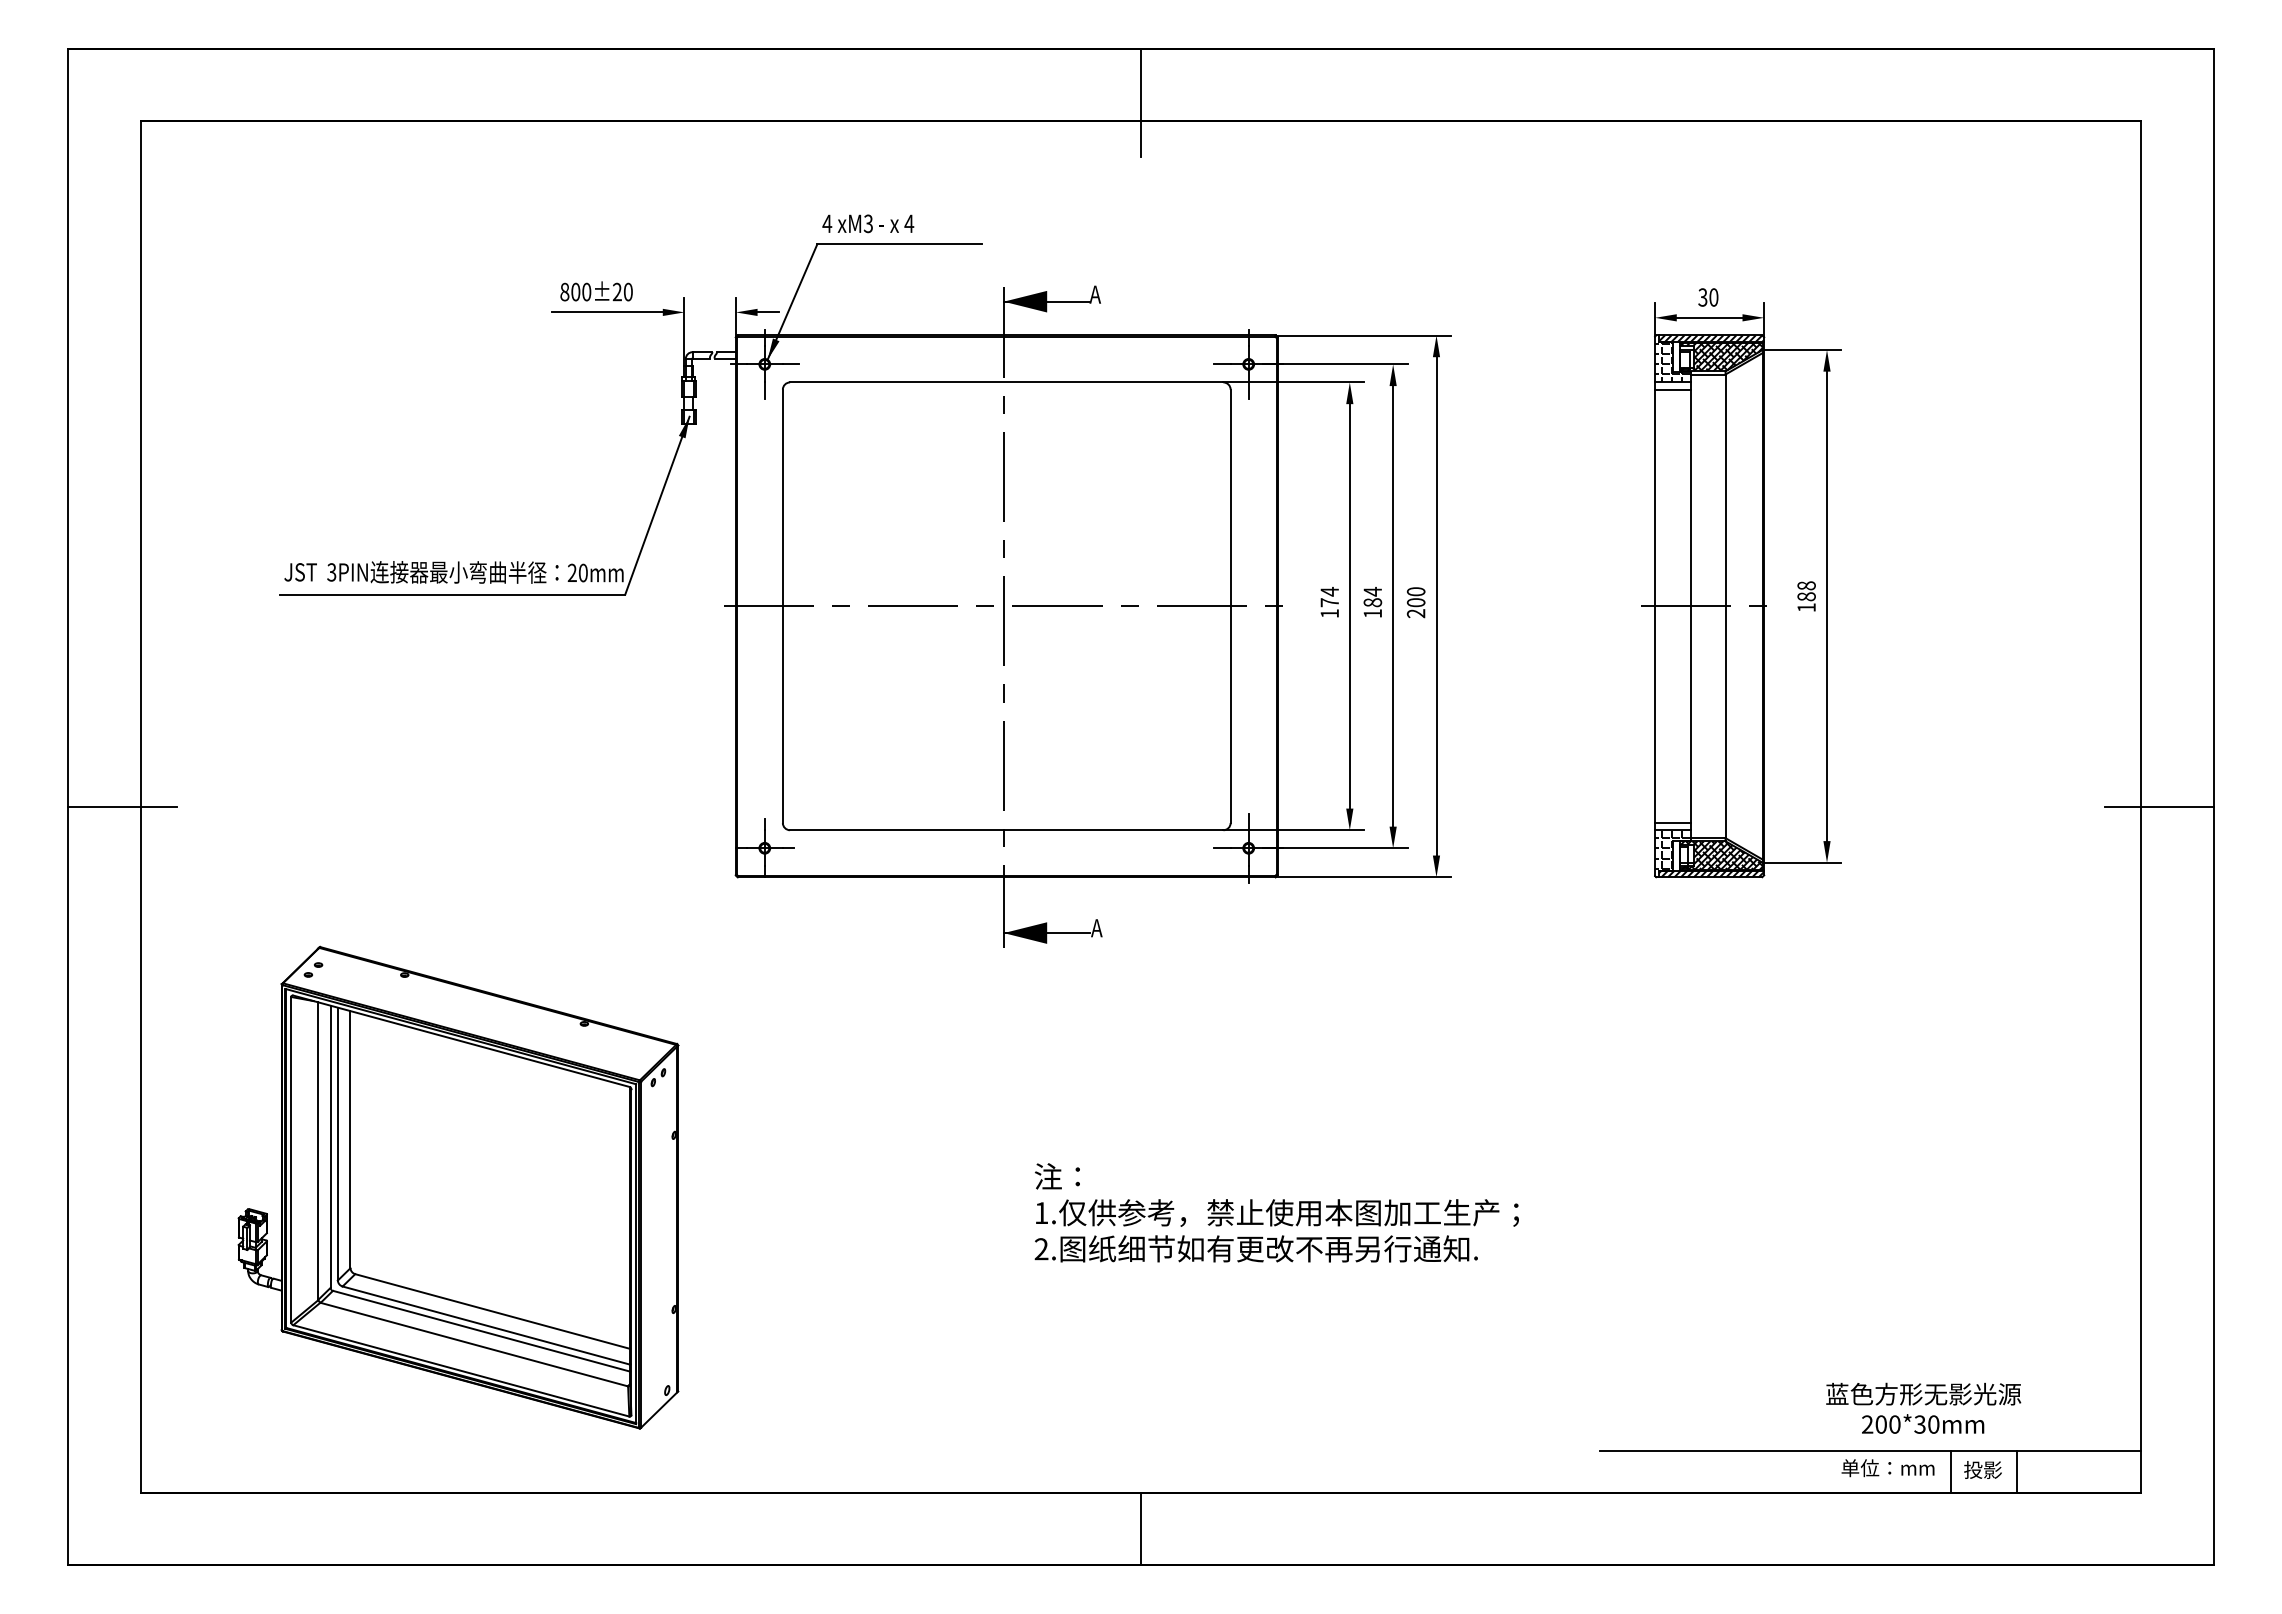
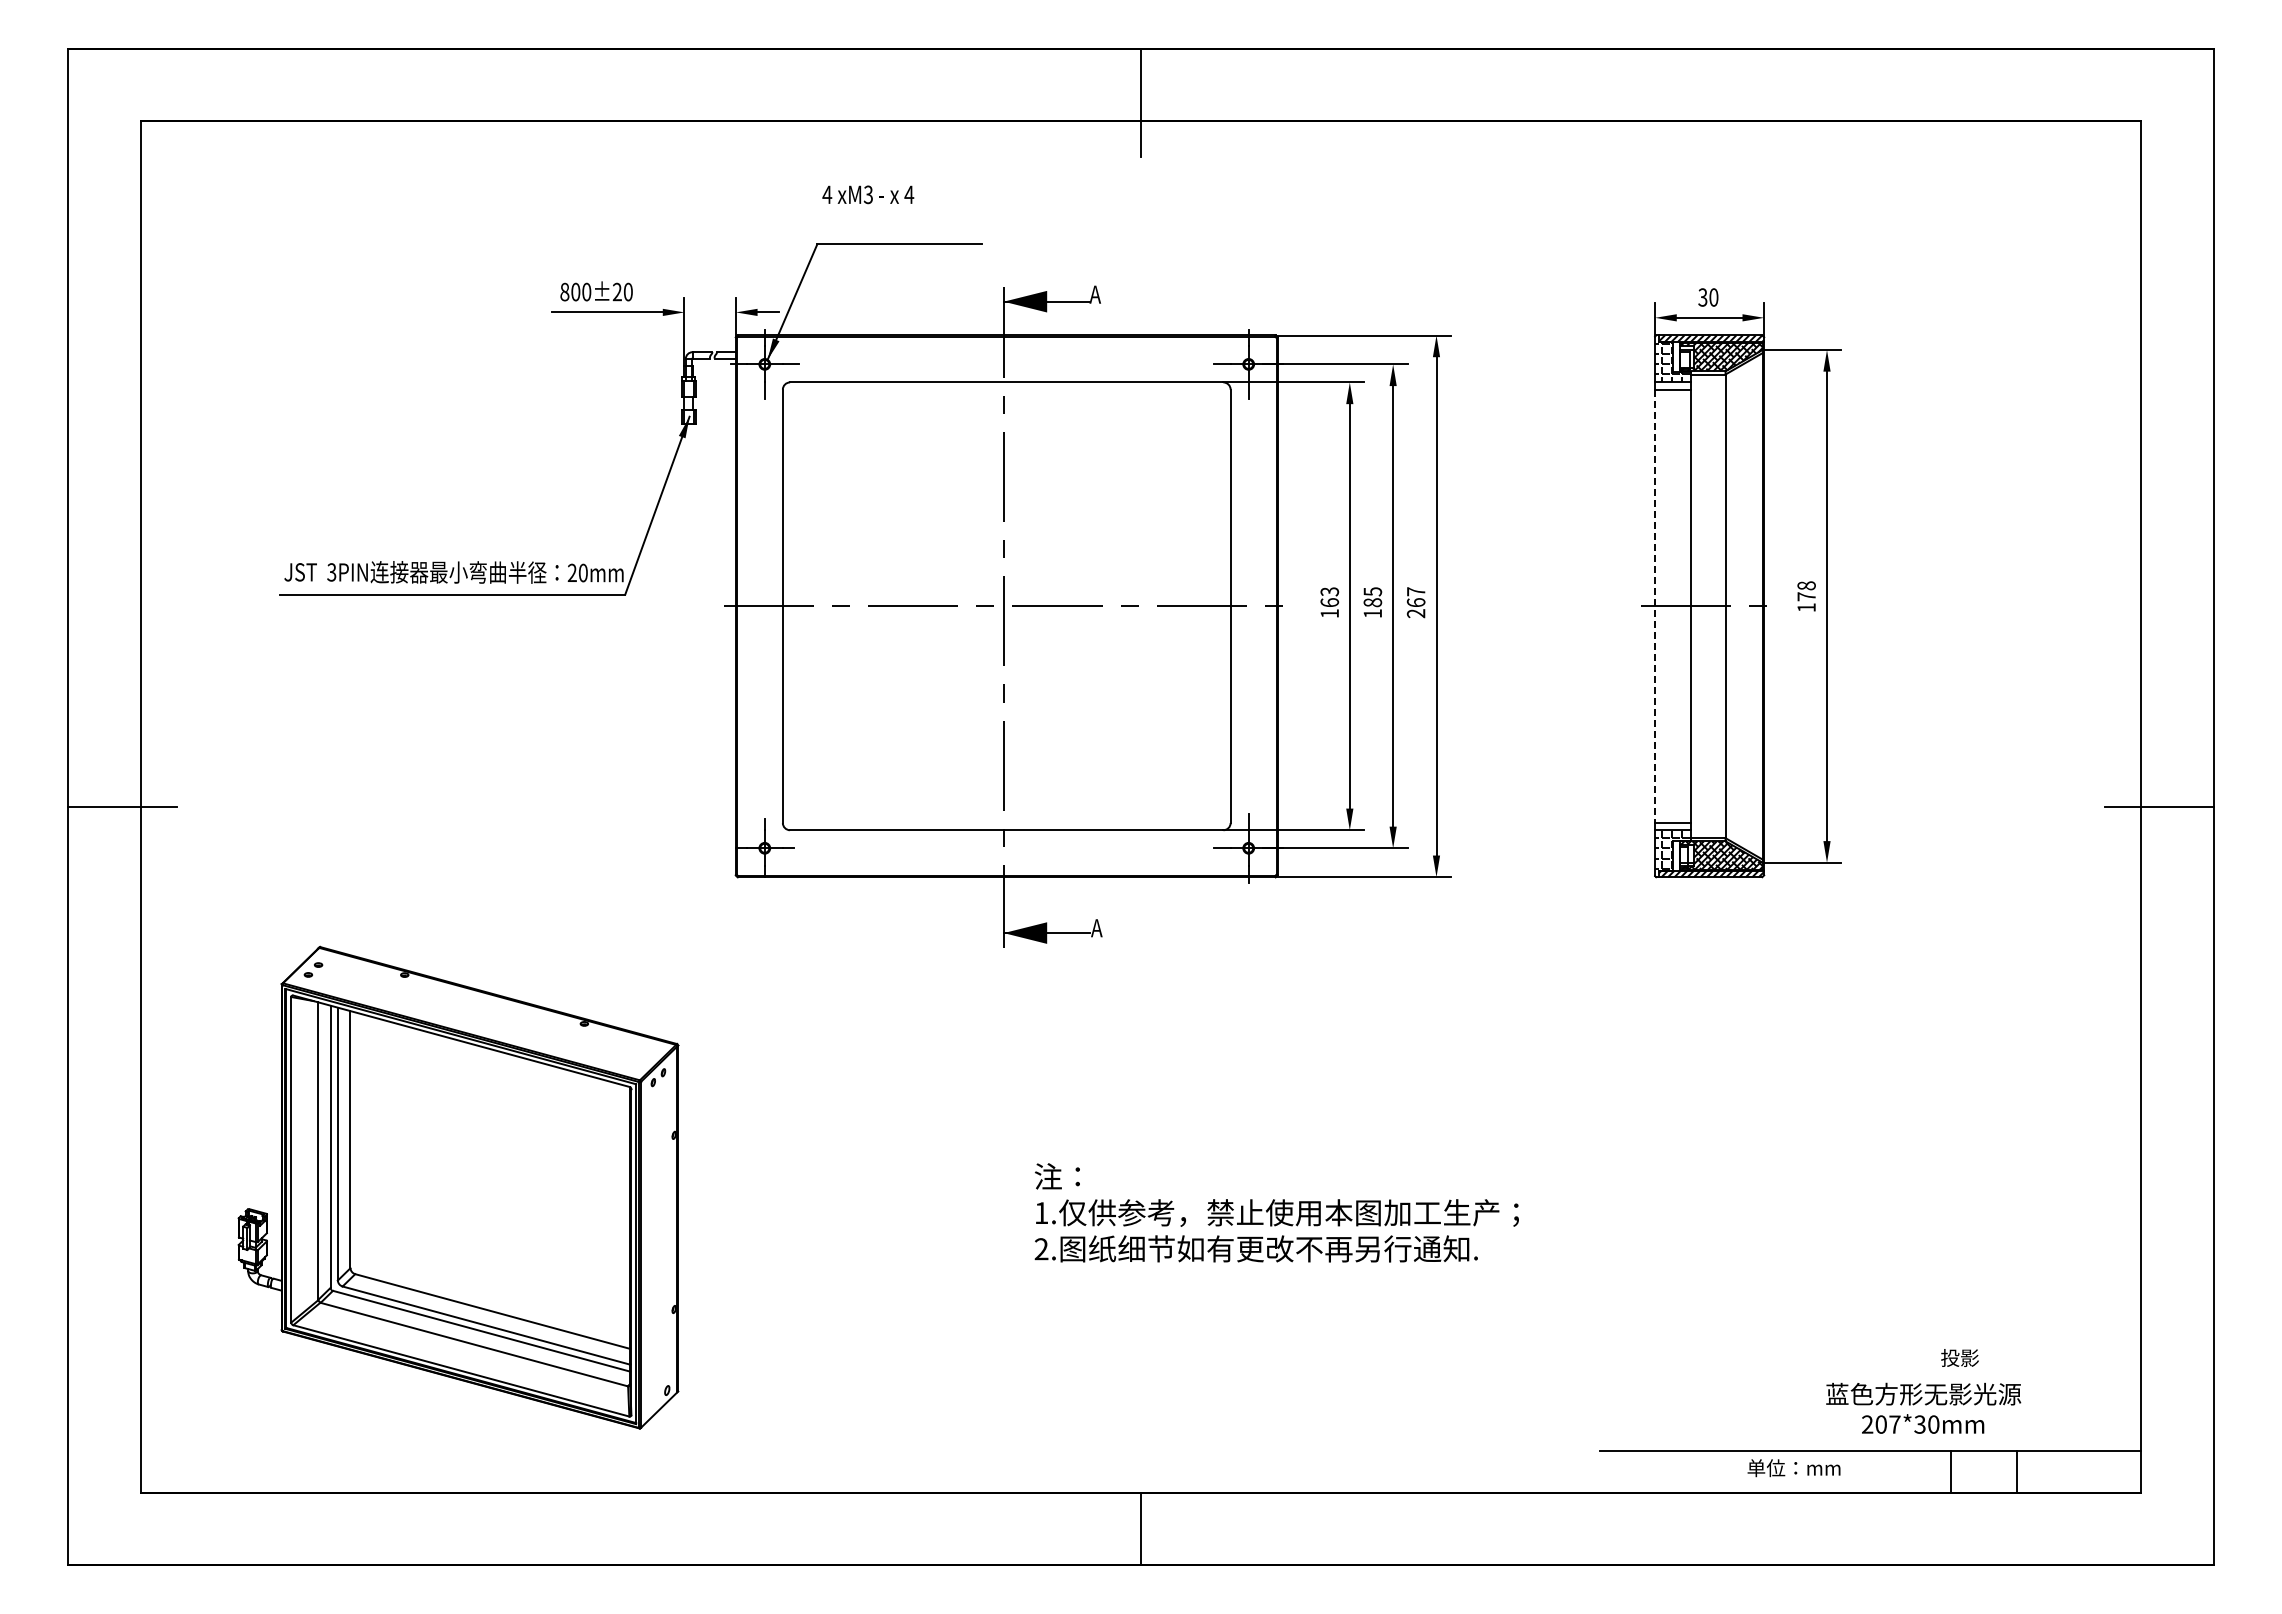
text position: (868, 223) -> (868, 194) (868, 194)
text: 184 -> 185 (1372, 591)
text: 174 -> 163 (1329, 596)
text: 188 -> 178 (1806, 596)
text: 200 -> 267 (1415, 597)
line: solid -> dashed (1655, 606)
text: 200*30mm -> 207*30mm (1894, 1424)
text position: (1887, 1468) -> (1793, 1468) (1793, 1468)
text position: (1982, 1469) -> (1959, 1357) (1959, 1357)
